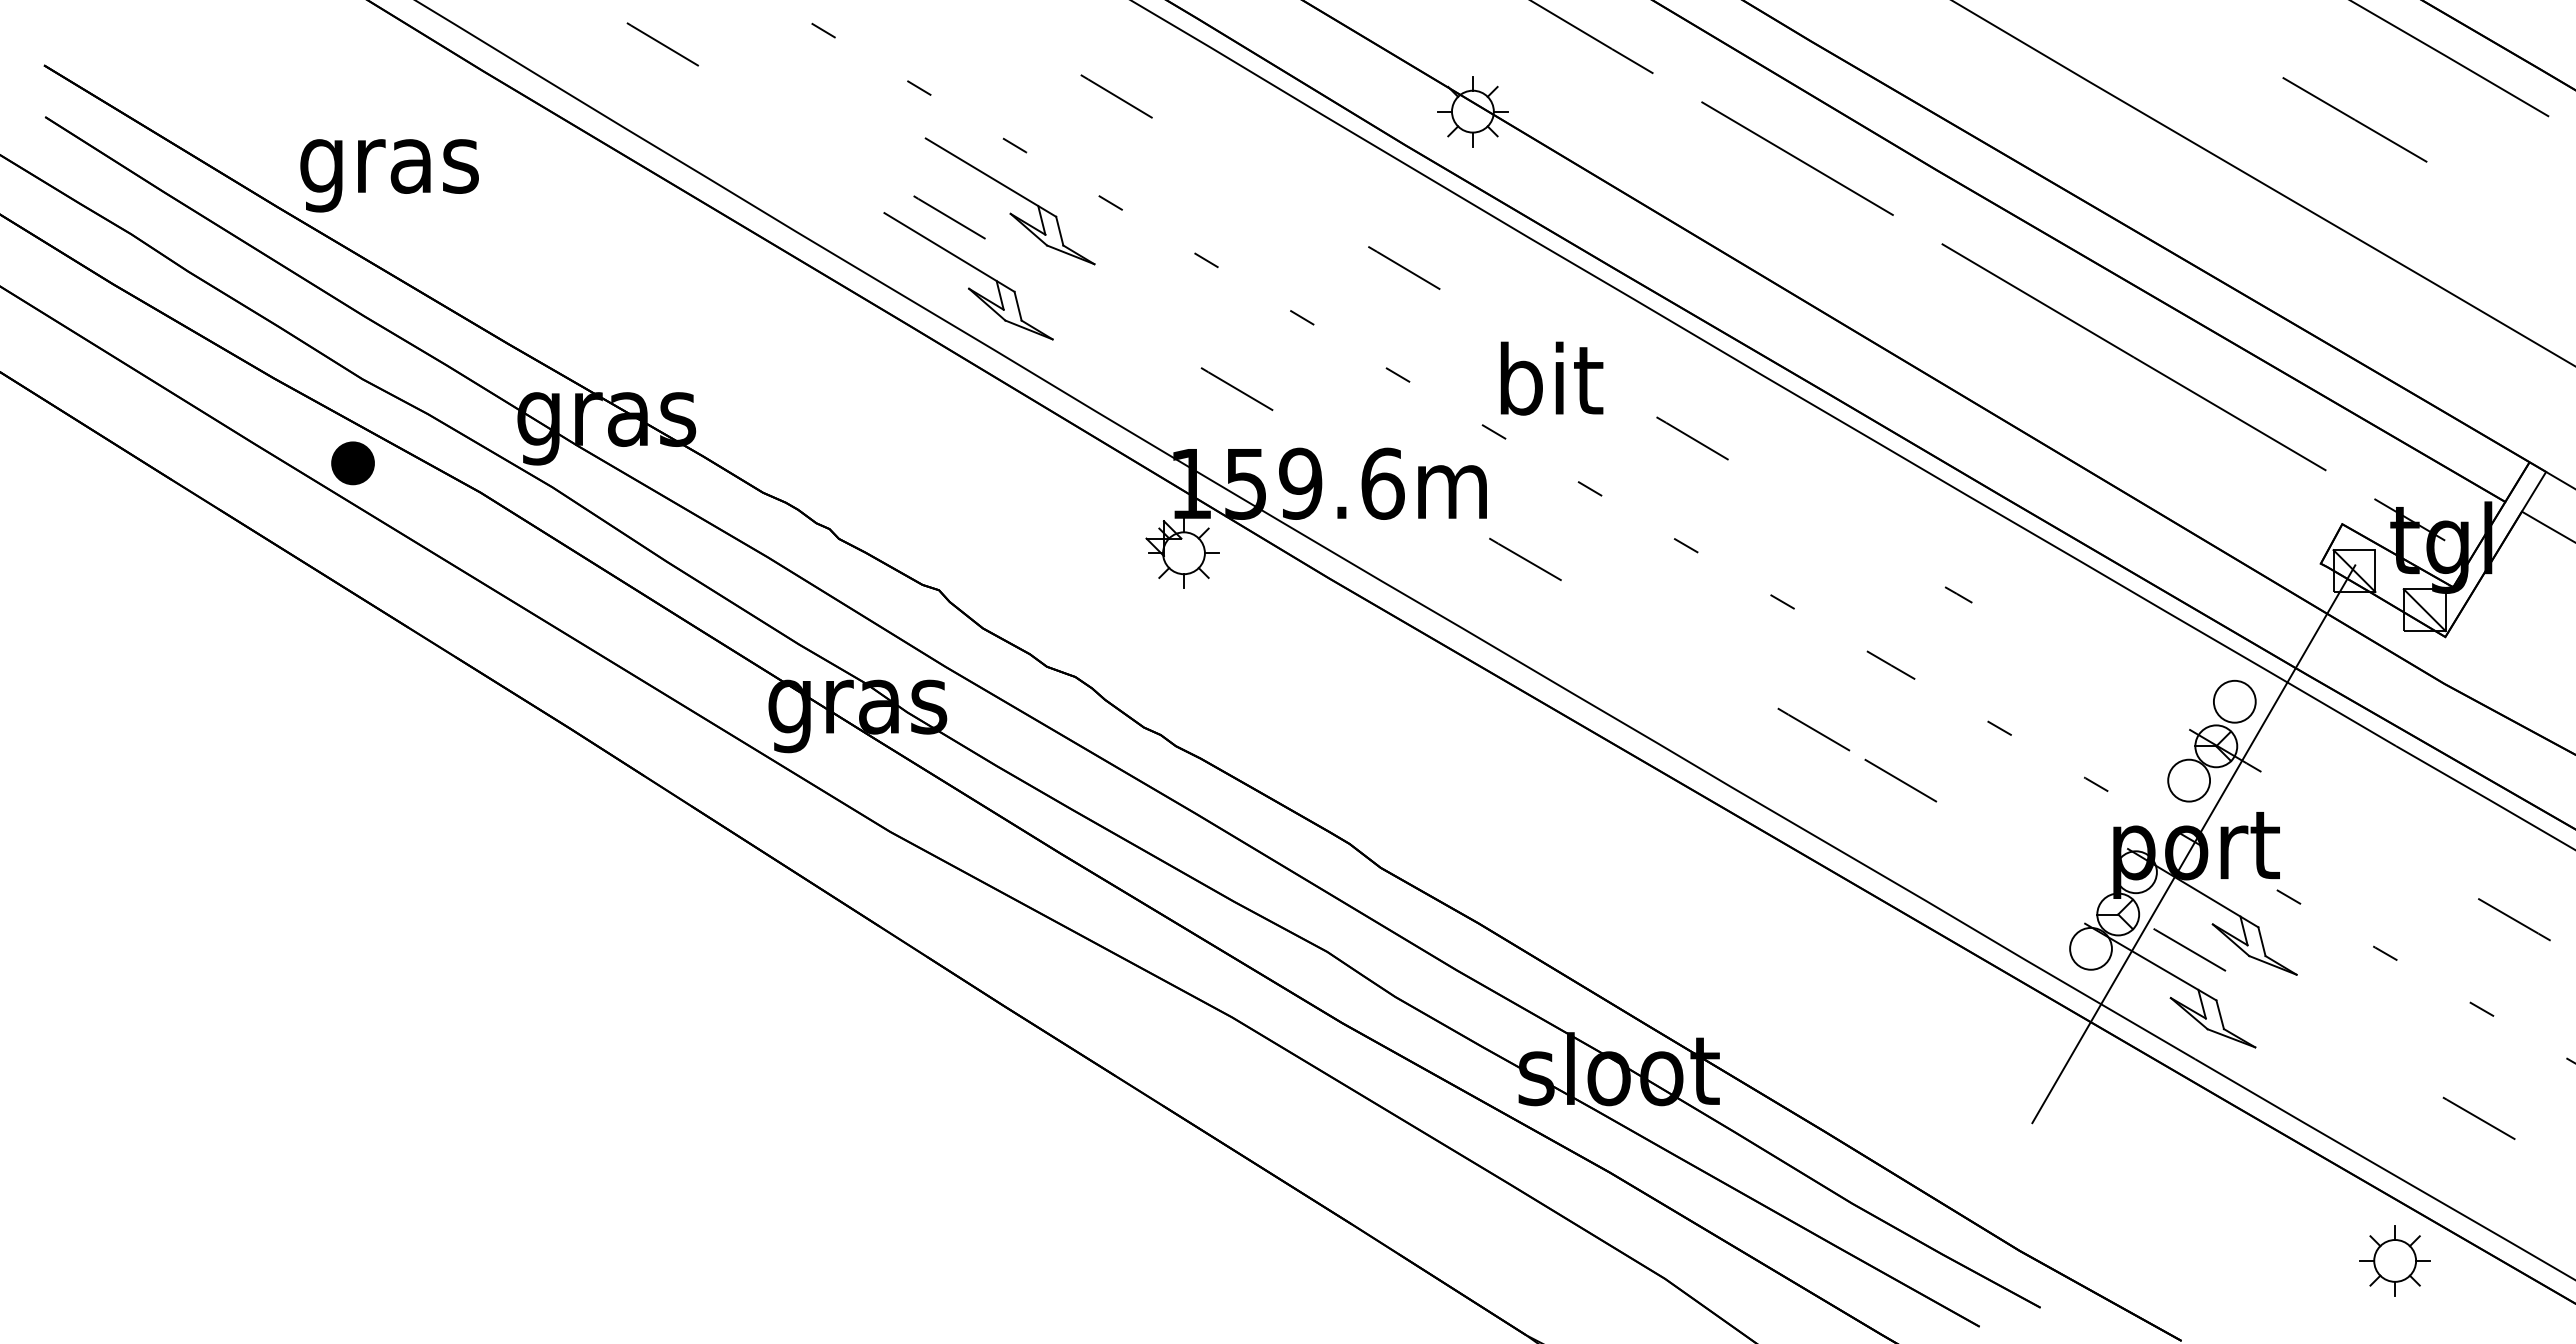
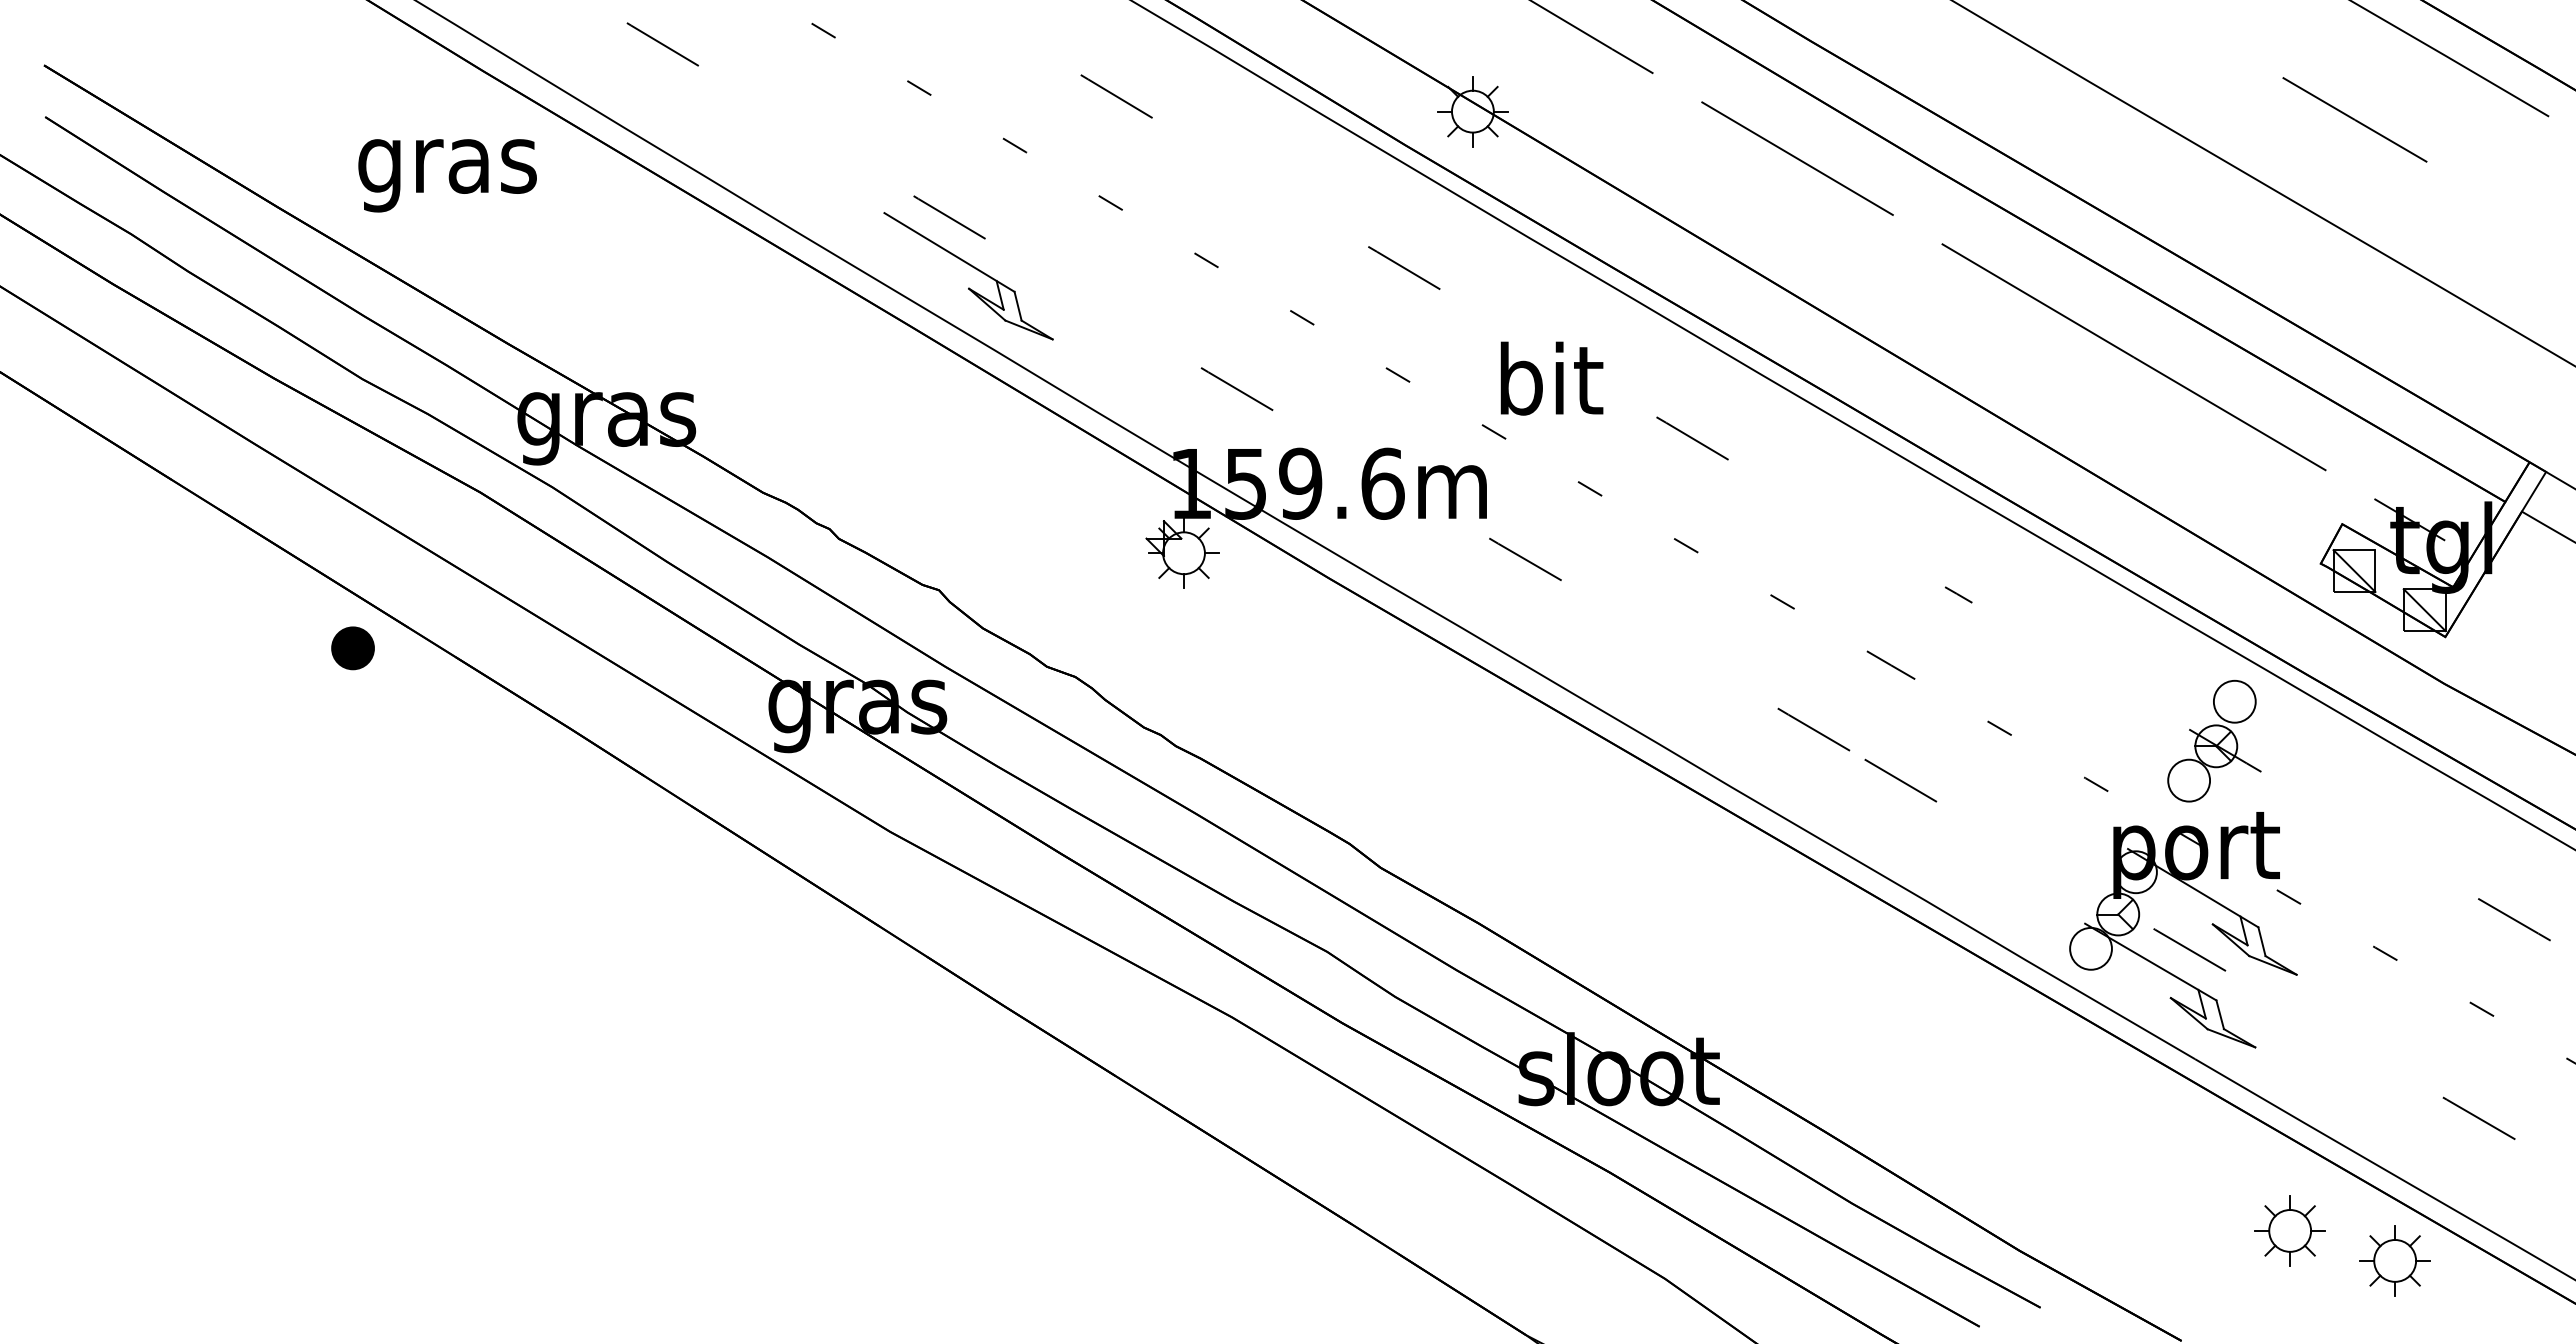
text position: (389, 175) -> (447, 175) (447, 175)
part: present -> none (1013, 192)
part position: (352, 463) -> (352, 648) (352, 648)
line: present -> none (2193, 844)
part: none -> present (2289, 1230)
